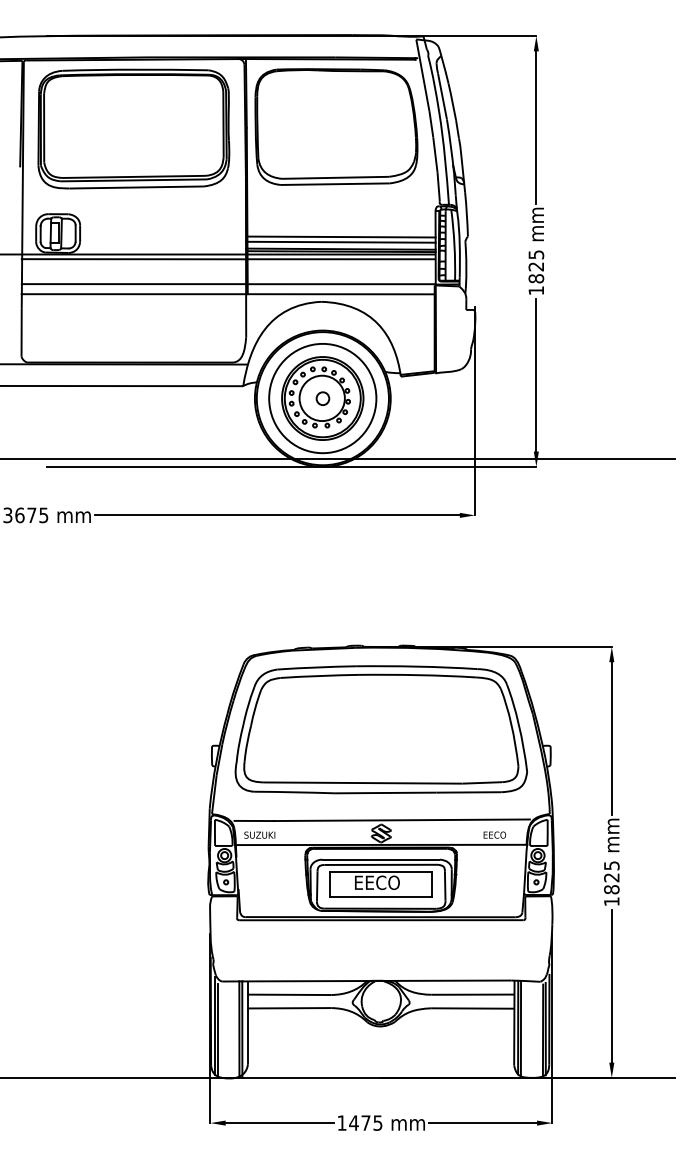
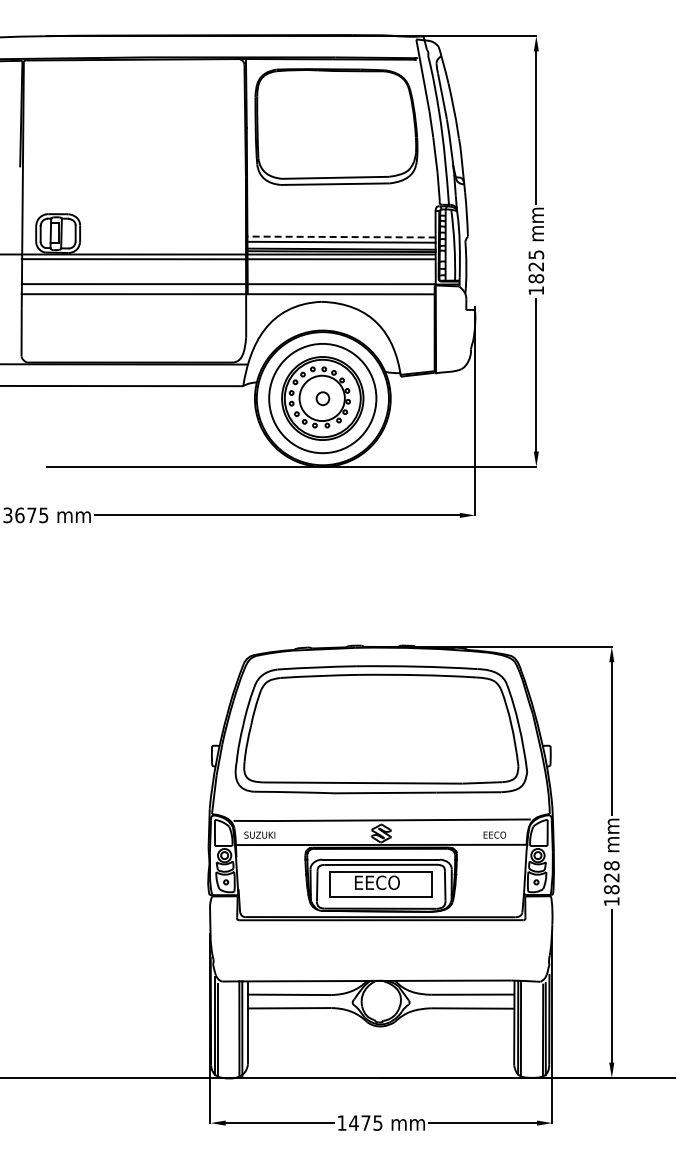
part: present -> none (133, 128)
line: solid -> dashed (341, 237)
line: present -> none (338, 458)
text: 1825 -> 1828 (611, 865)
